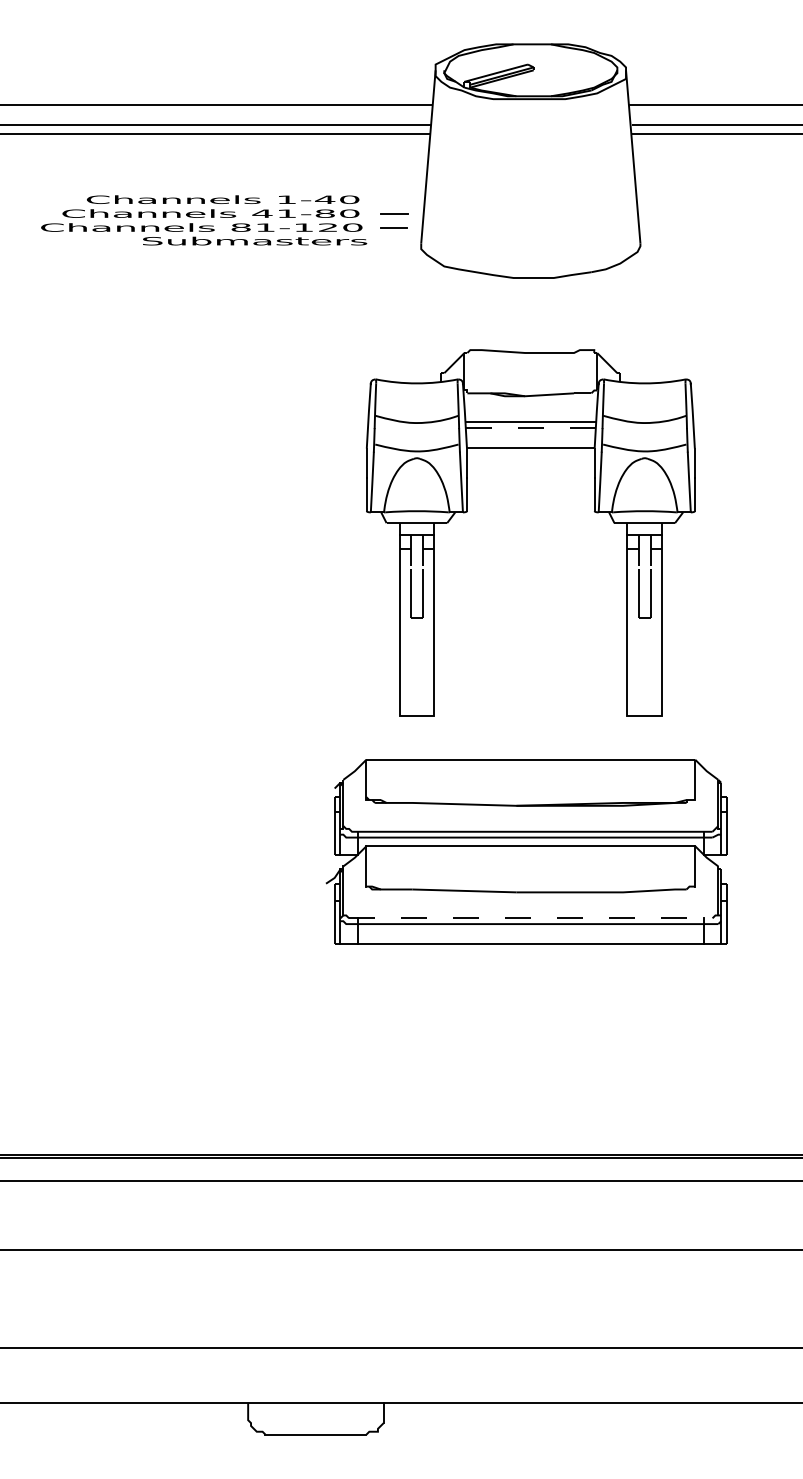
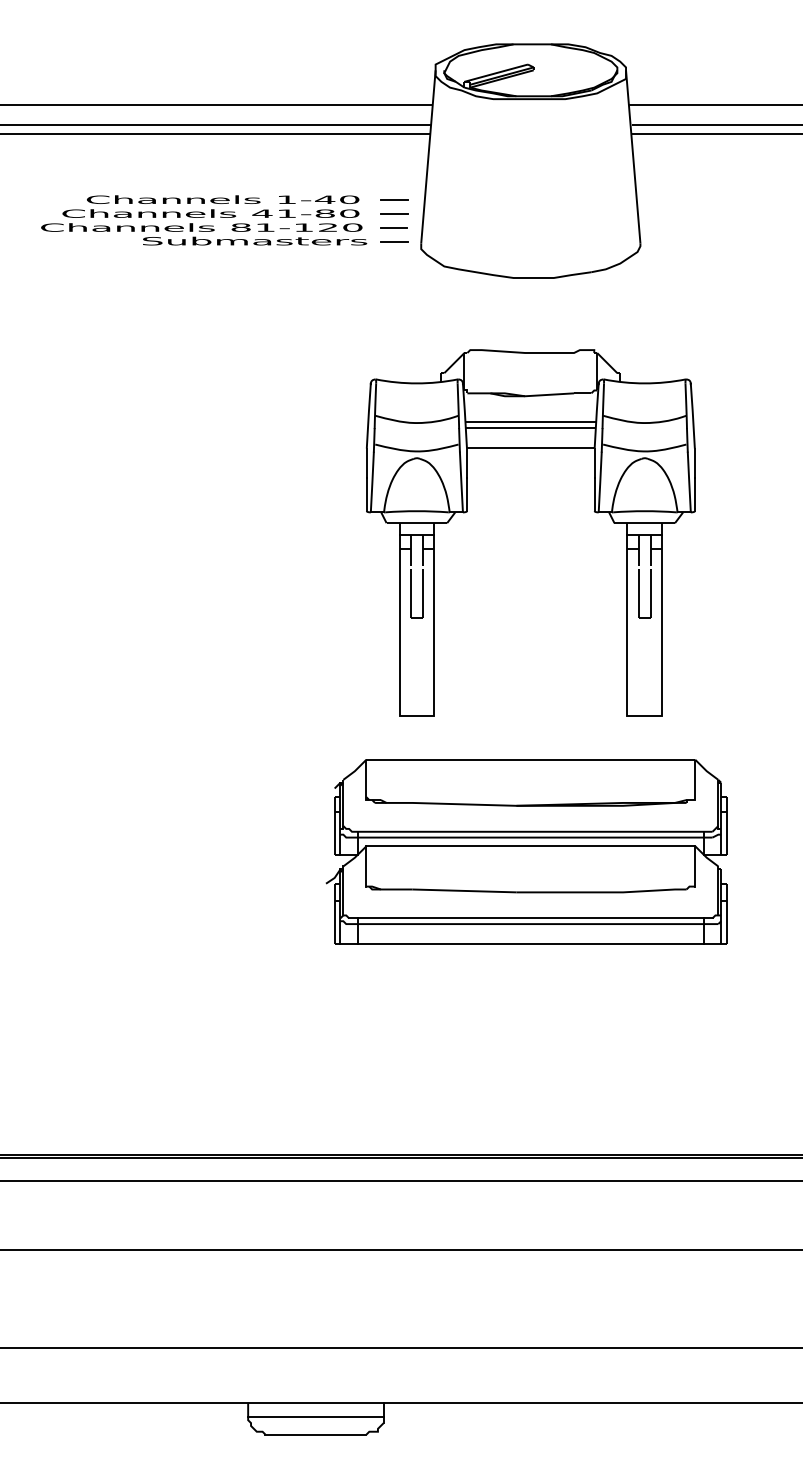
line: none -> present (394, 200)
line: none -> present (394, 241)
line: dashed -> solid (530, 427)
line: dashed -> solid (530, 918)
line: none -> present (315, 1417)
